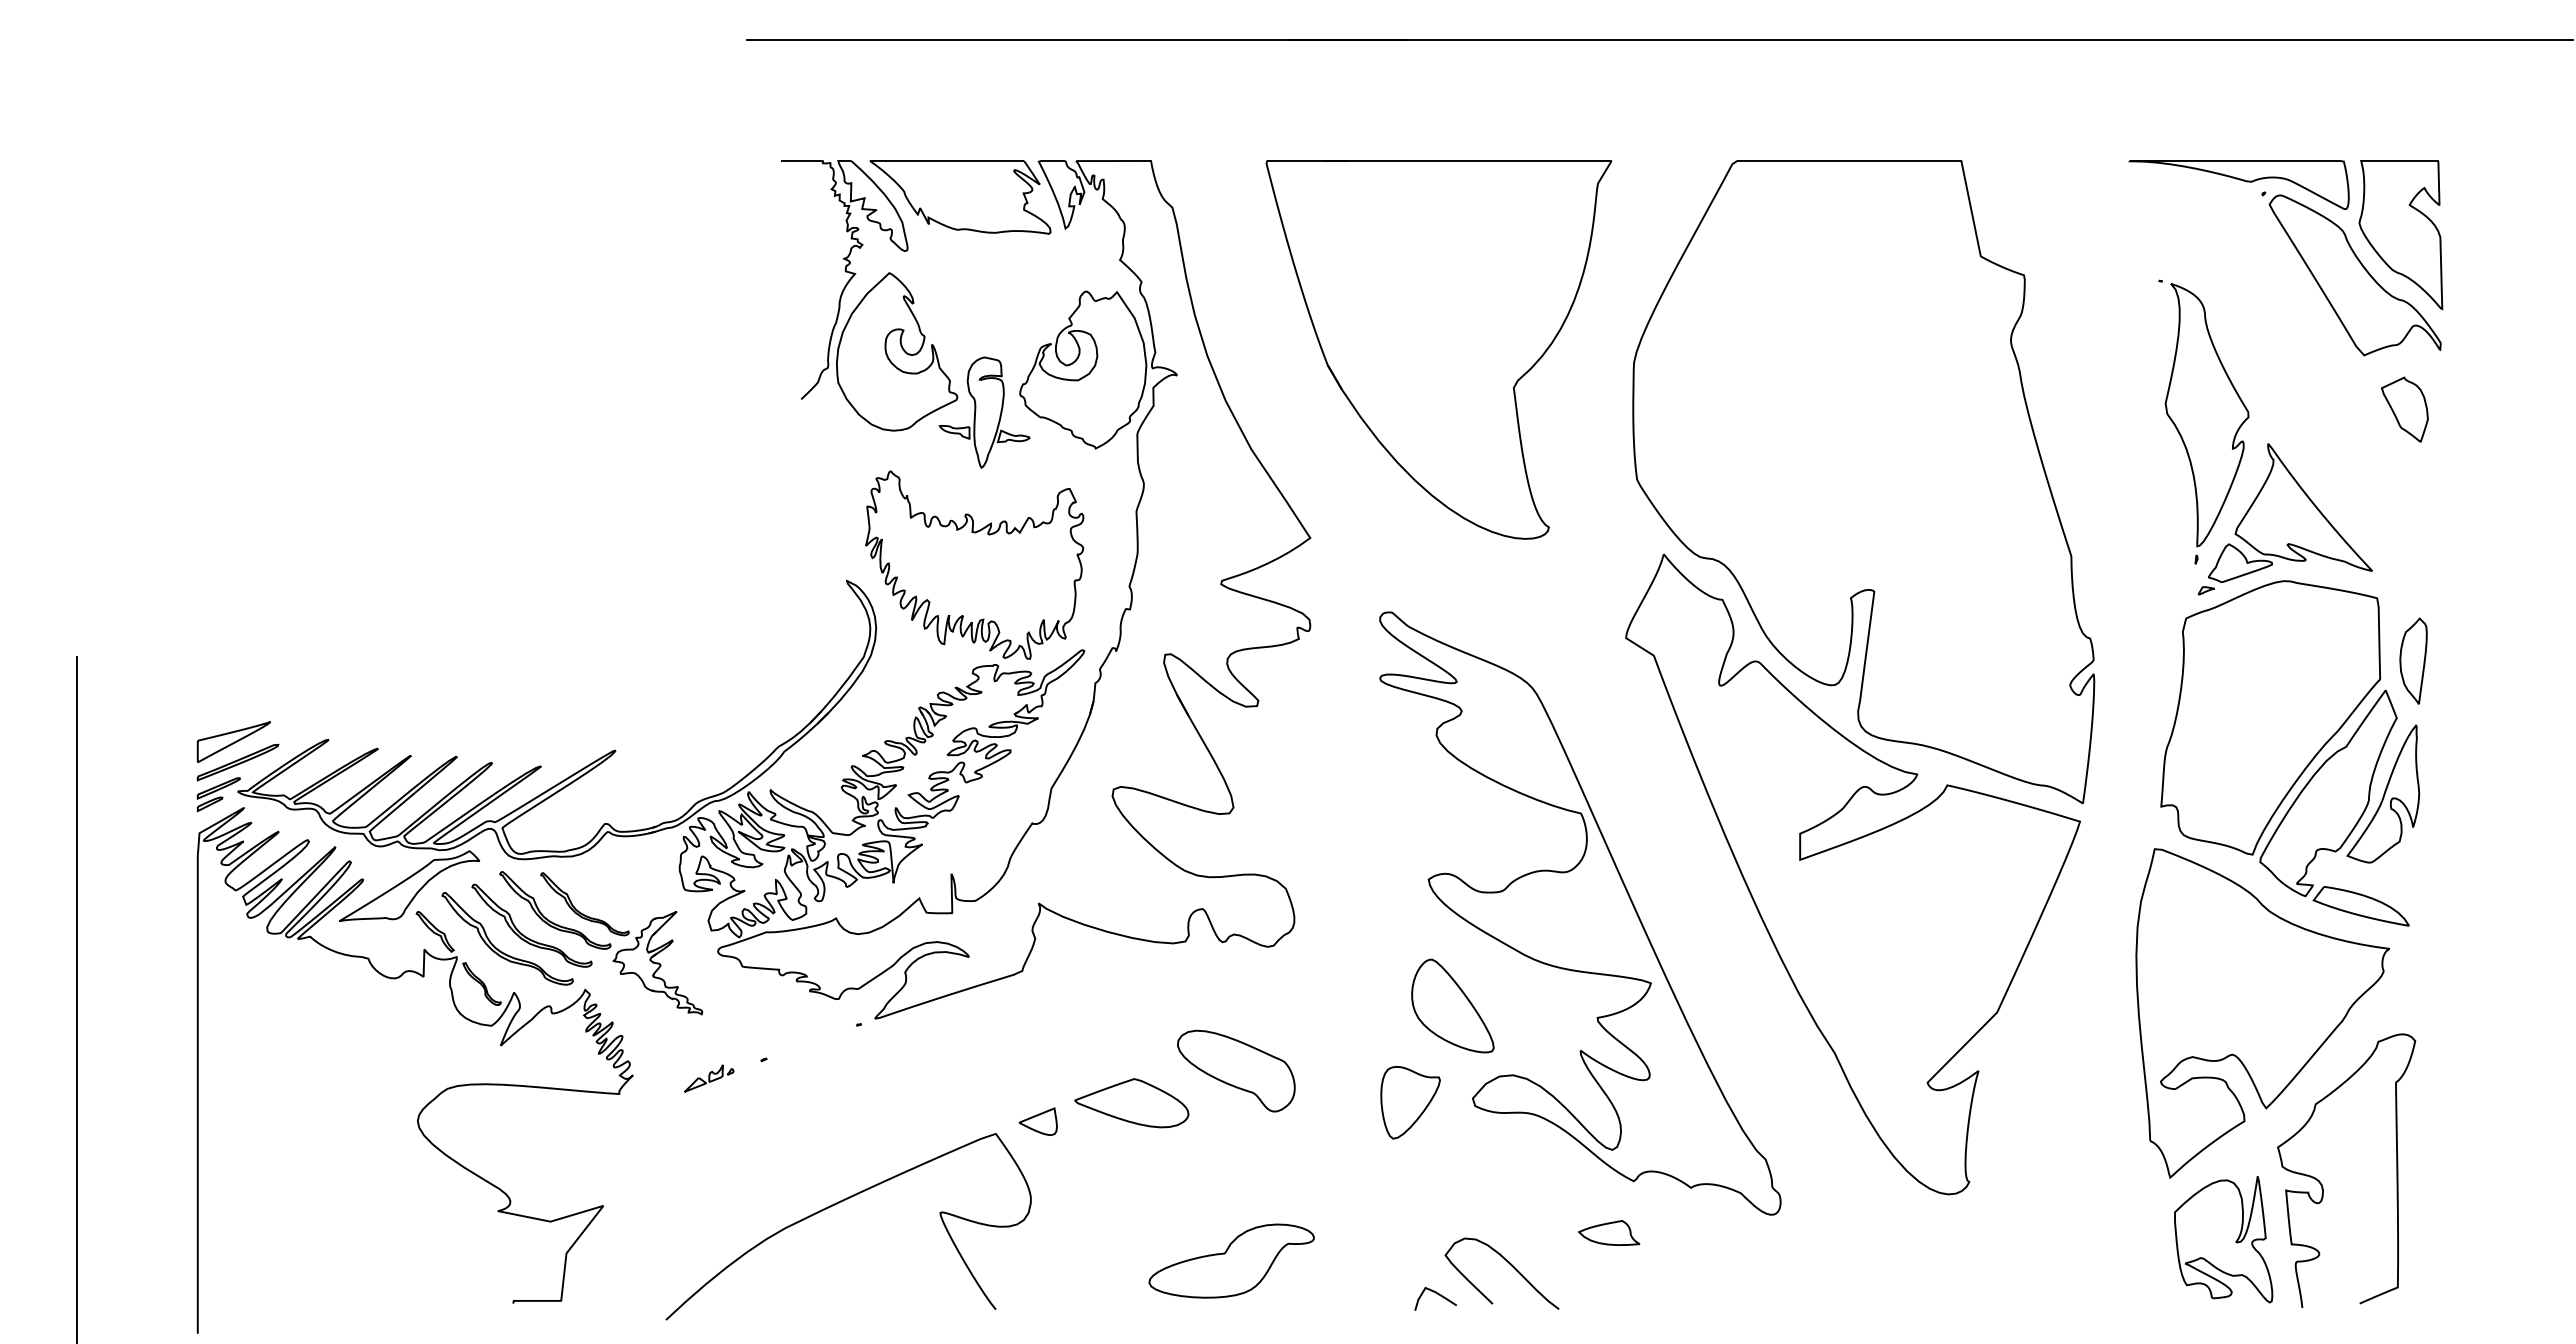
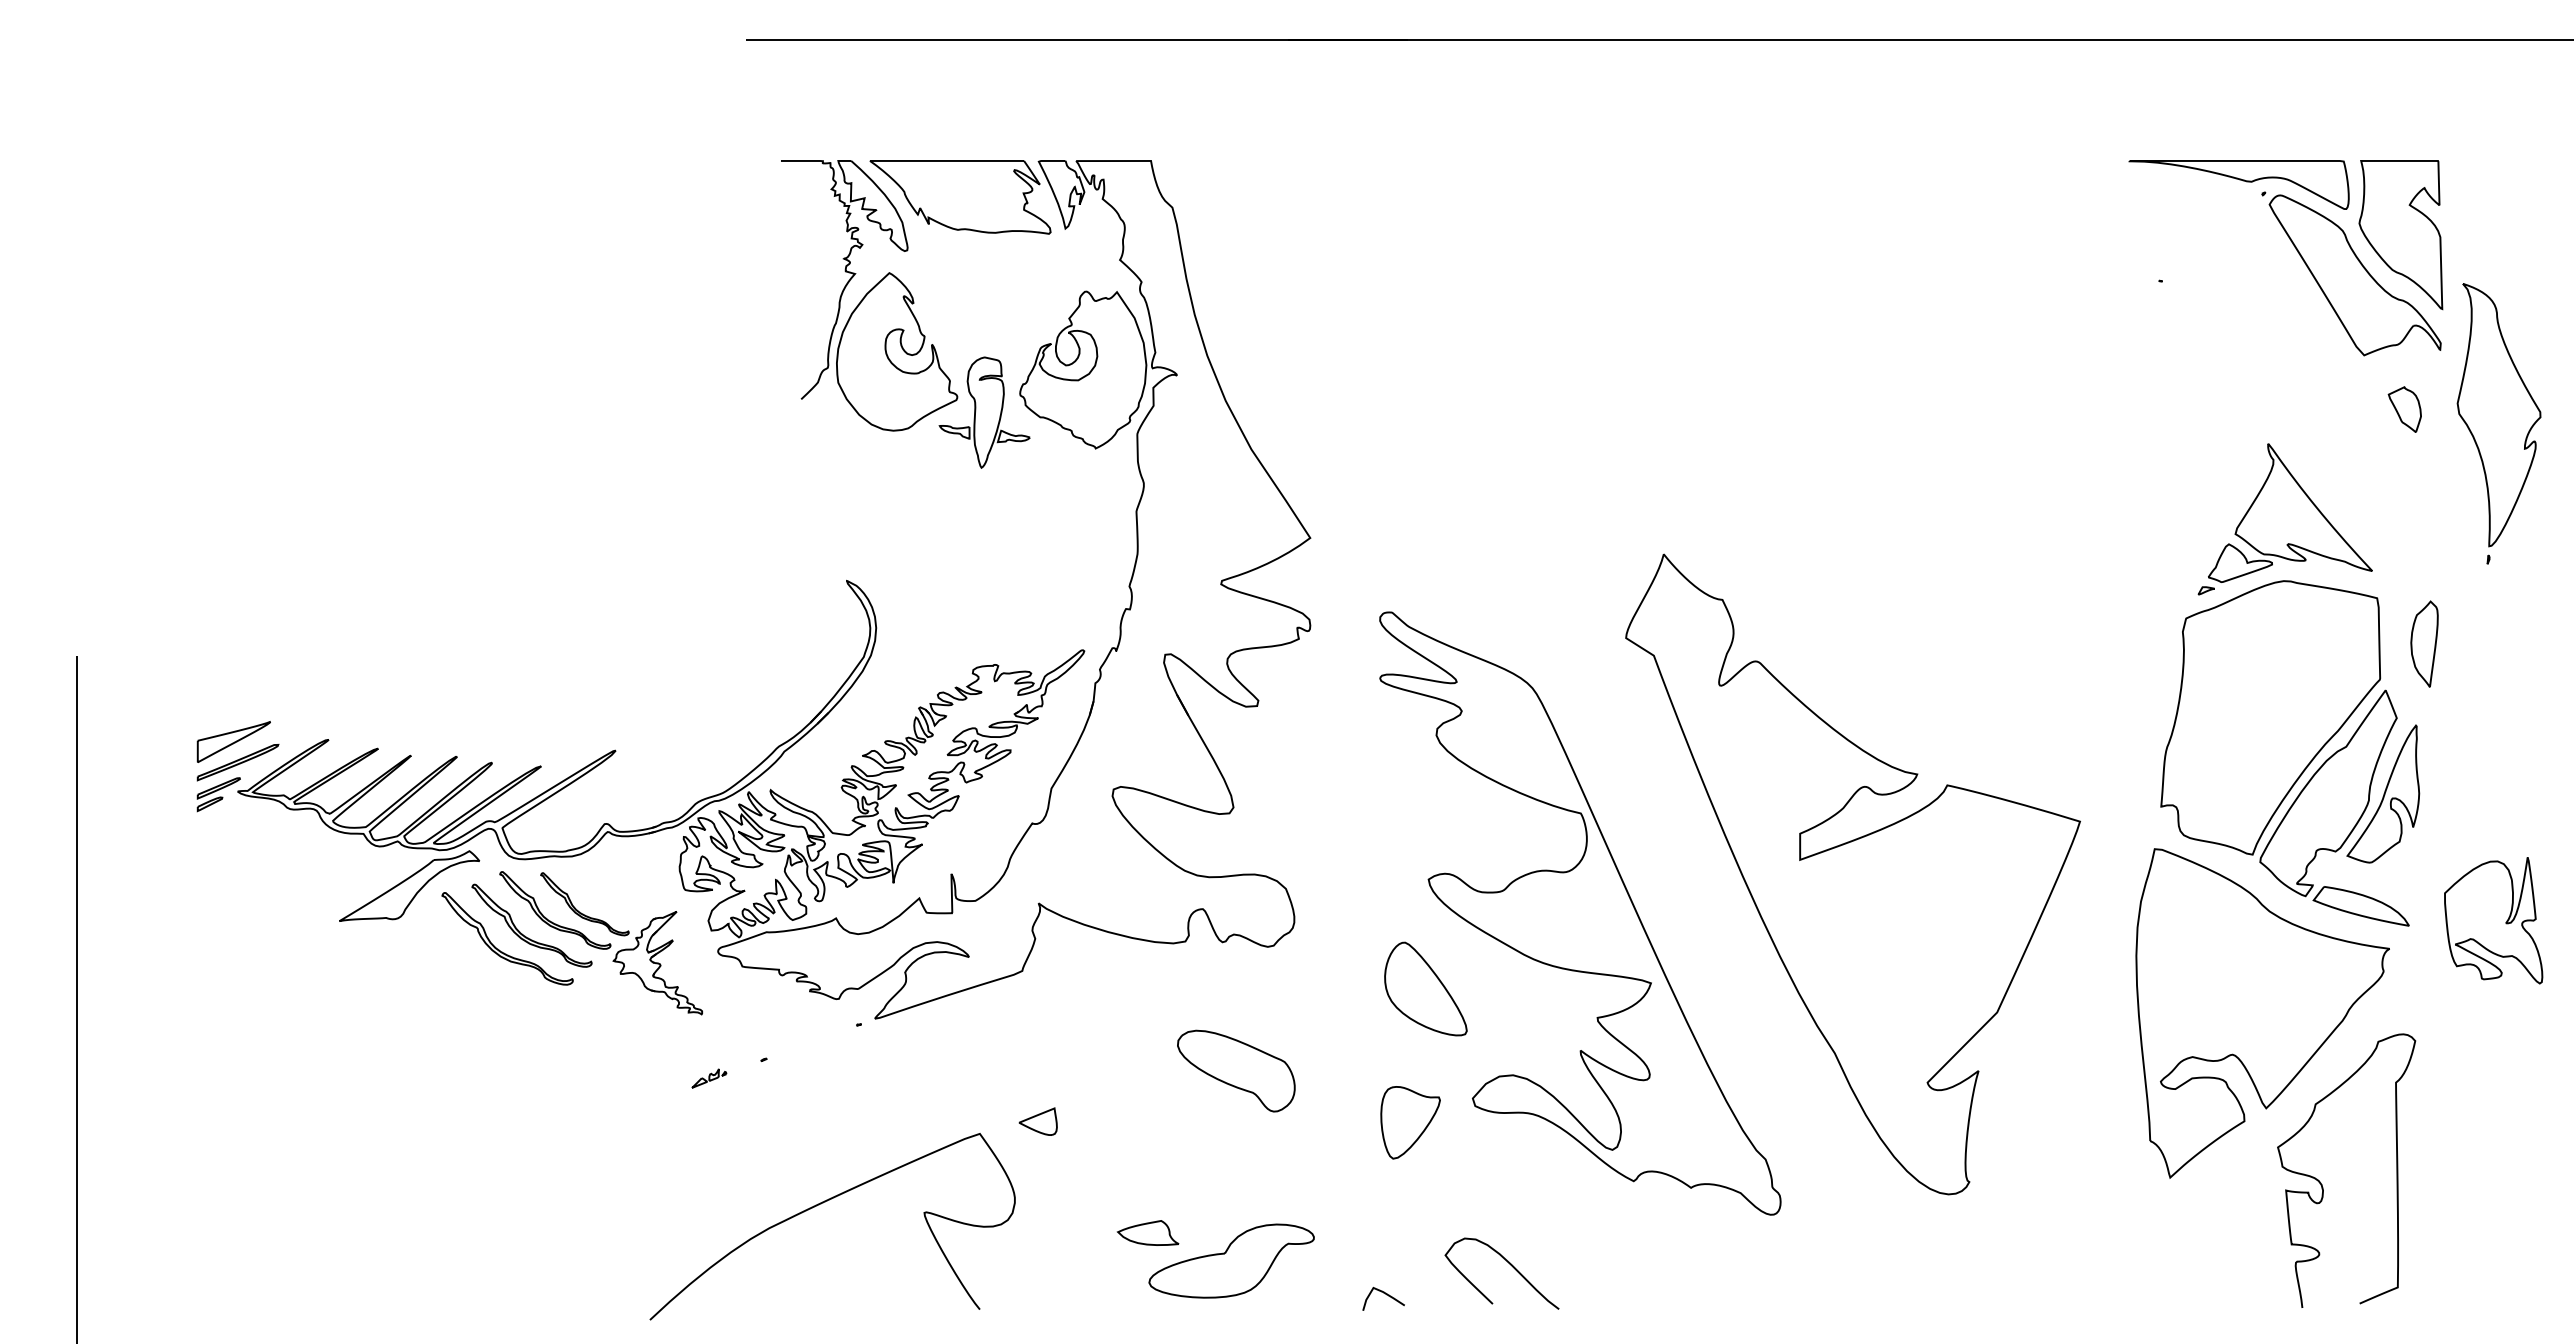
part: present -> none (1438, 349)
part size: 48x67 px -> 35x47 px (2404, 409)
part position: (2206, 423) -> (2498, 423) (2498, 423)
part: present -> none (1863, 482)
part: present -> none (974, 564)
part position: (2413, 660) -> (2424, 643) (2424, 643)
part position: (1452, 1005) -> (1425, 988) (1425, 988)
part size: 51x29 px -> 37x21 px (709, 1078)
part: present -> none (436, 1095)
part position: (1410, 1102) -> (1410, 1122) (1410, 1122)
part: present -> none (1131, 1103)
curve position: (837, 1204) -> (821, 1204) (821, 1204)
part position: (1608, 1232) -> (1147, 1232) (1147, 1232)
part position: (2223, 1239) -> (2493, 920) (2493, 920)
curve position: (1438, 1295) -> (1386, 1295) (1386, 1295)
